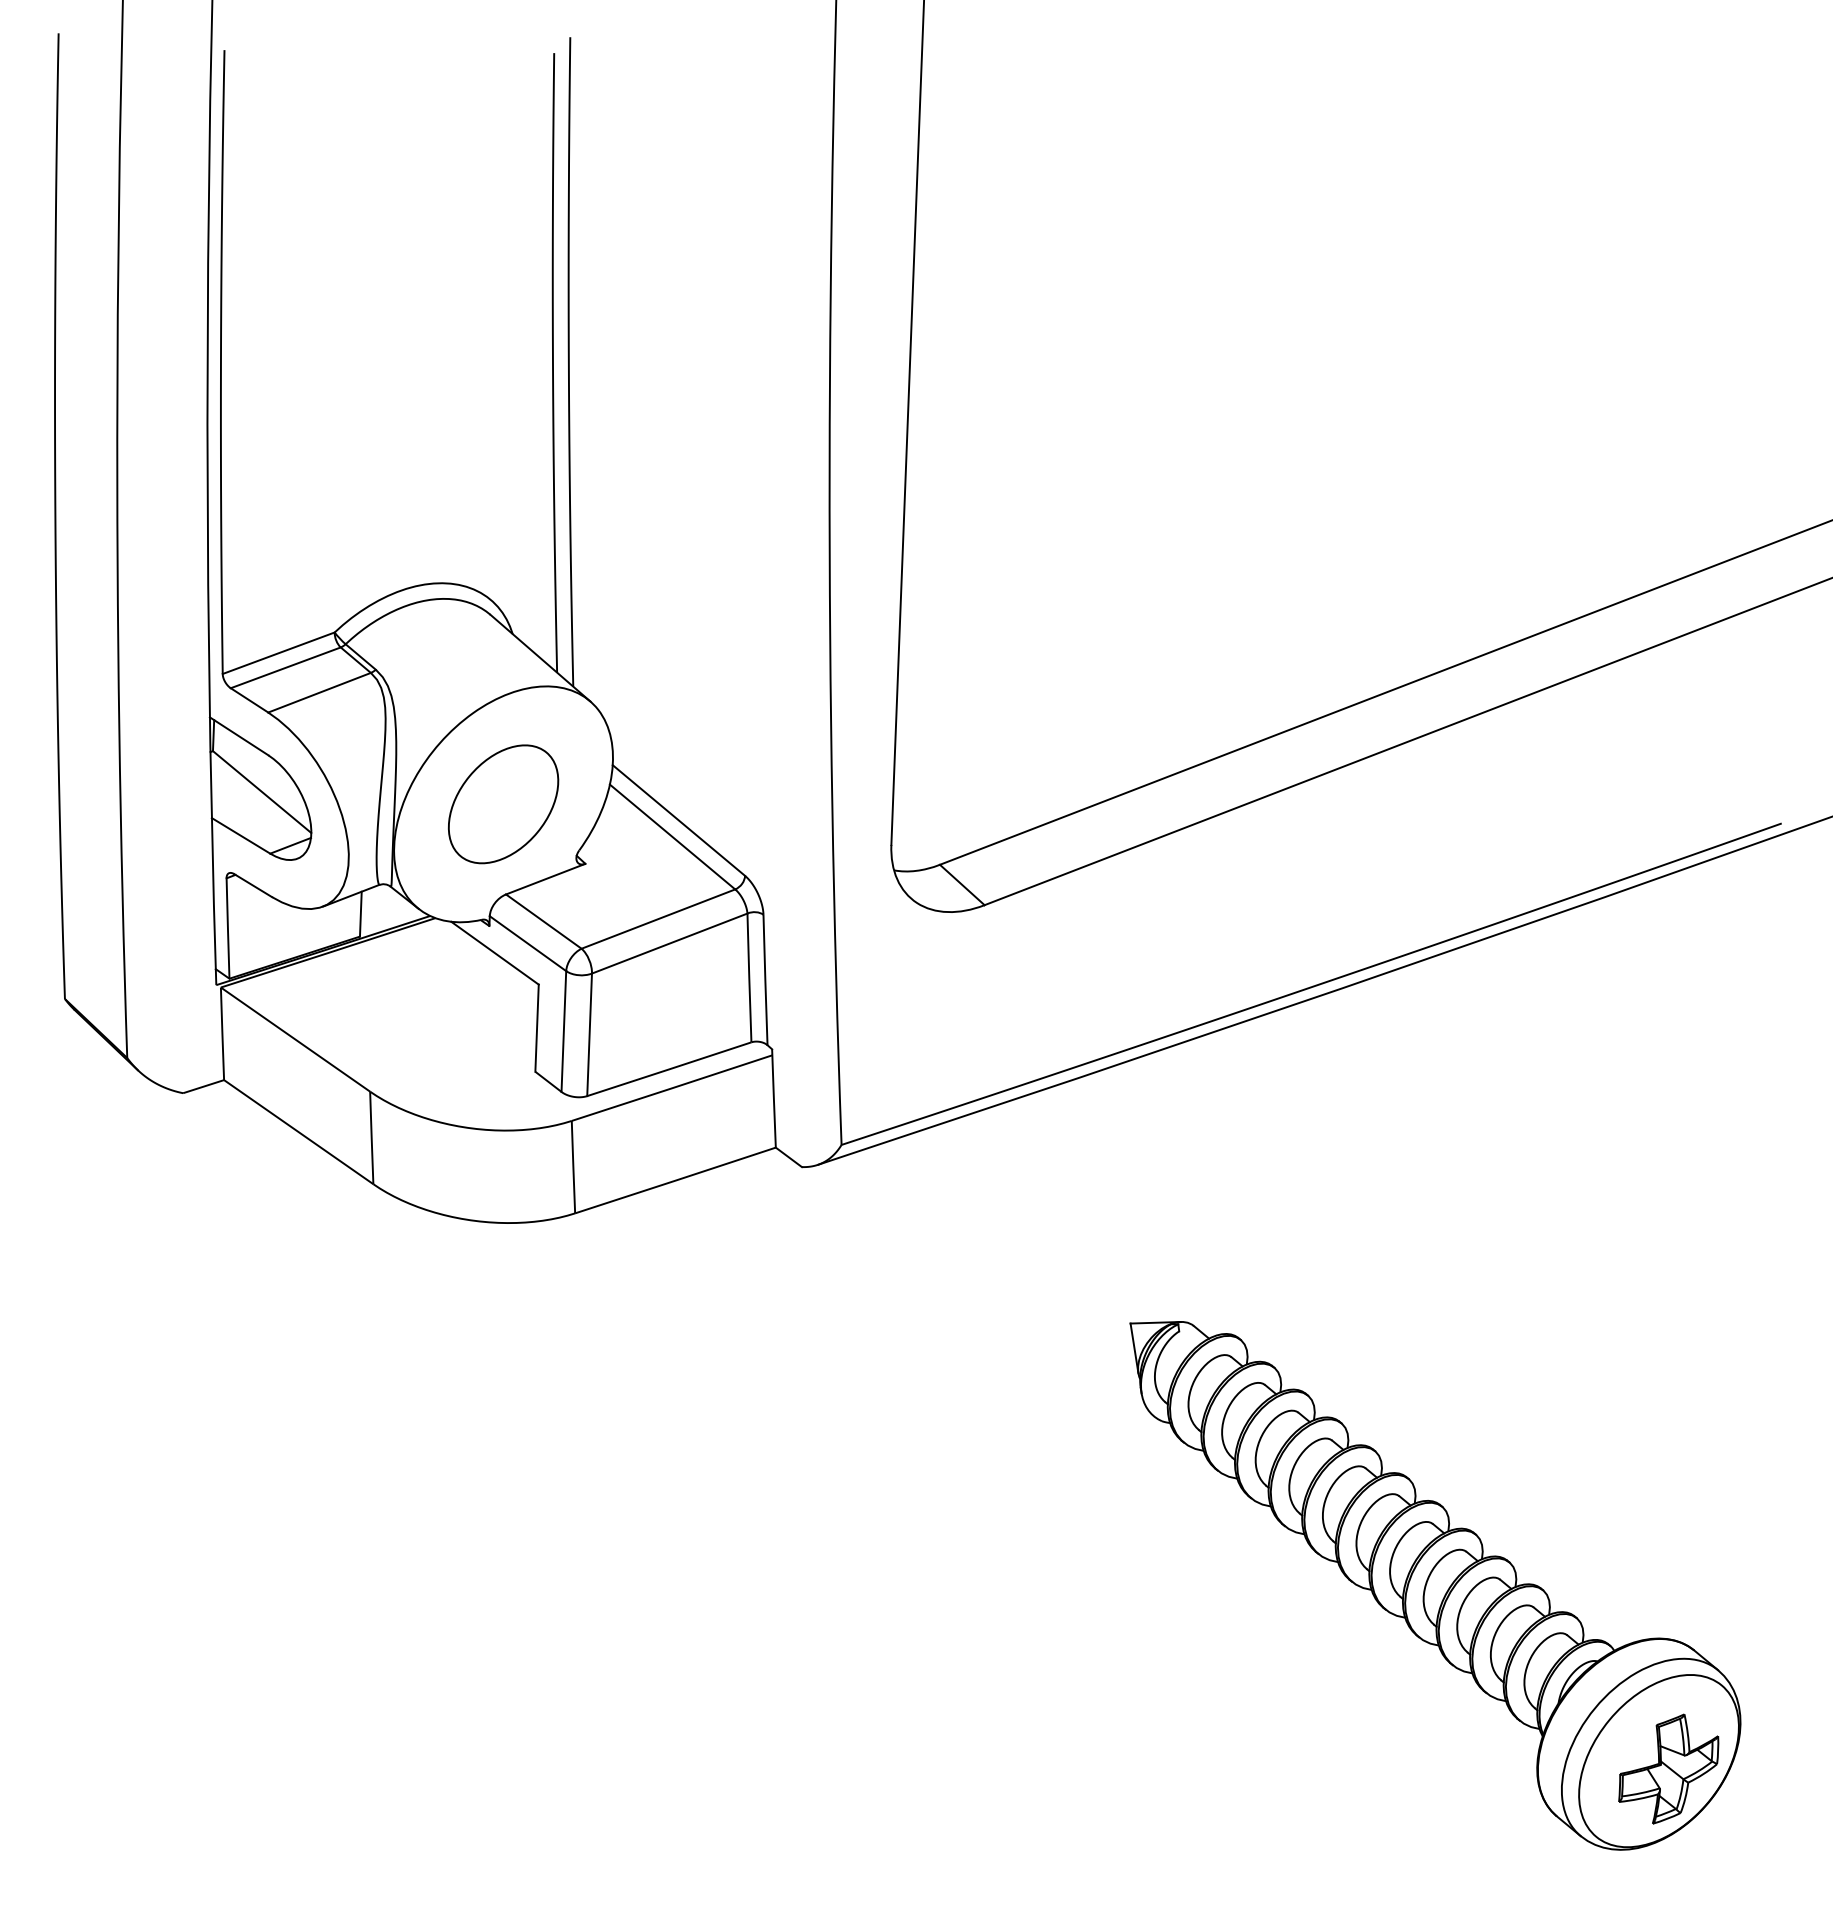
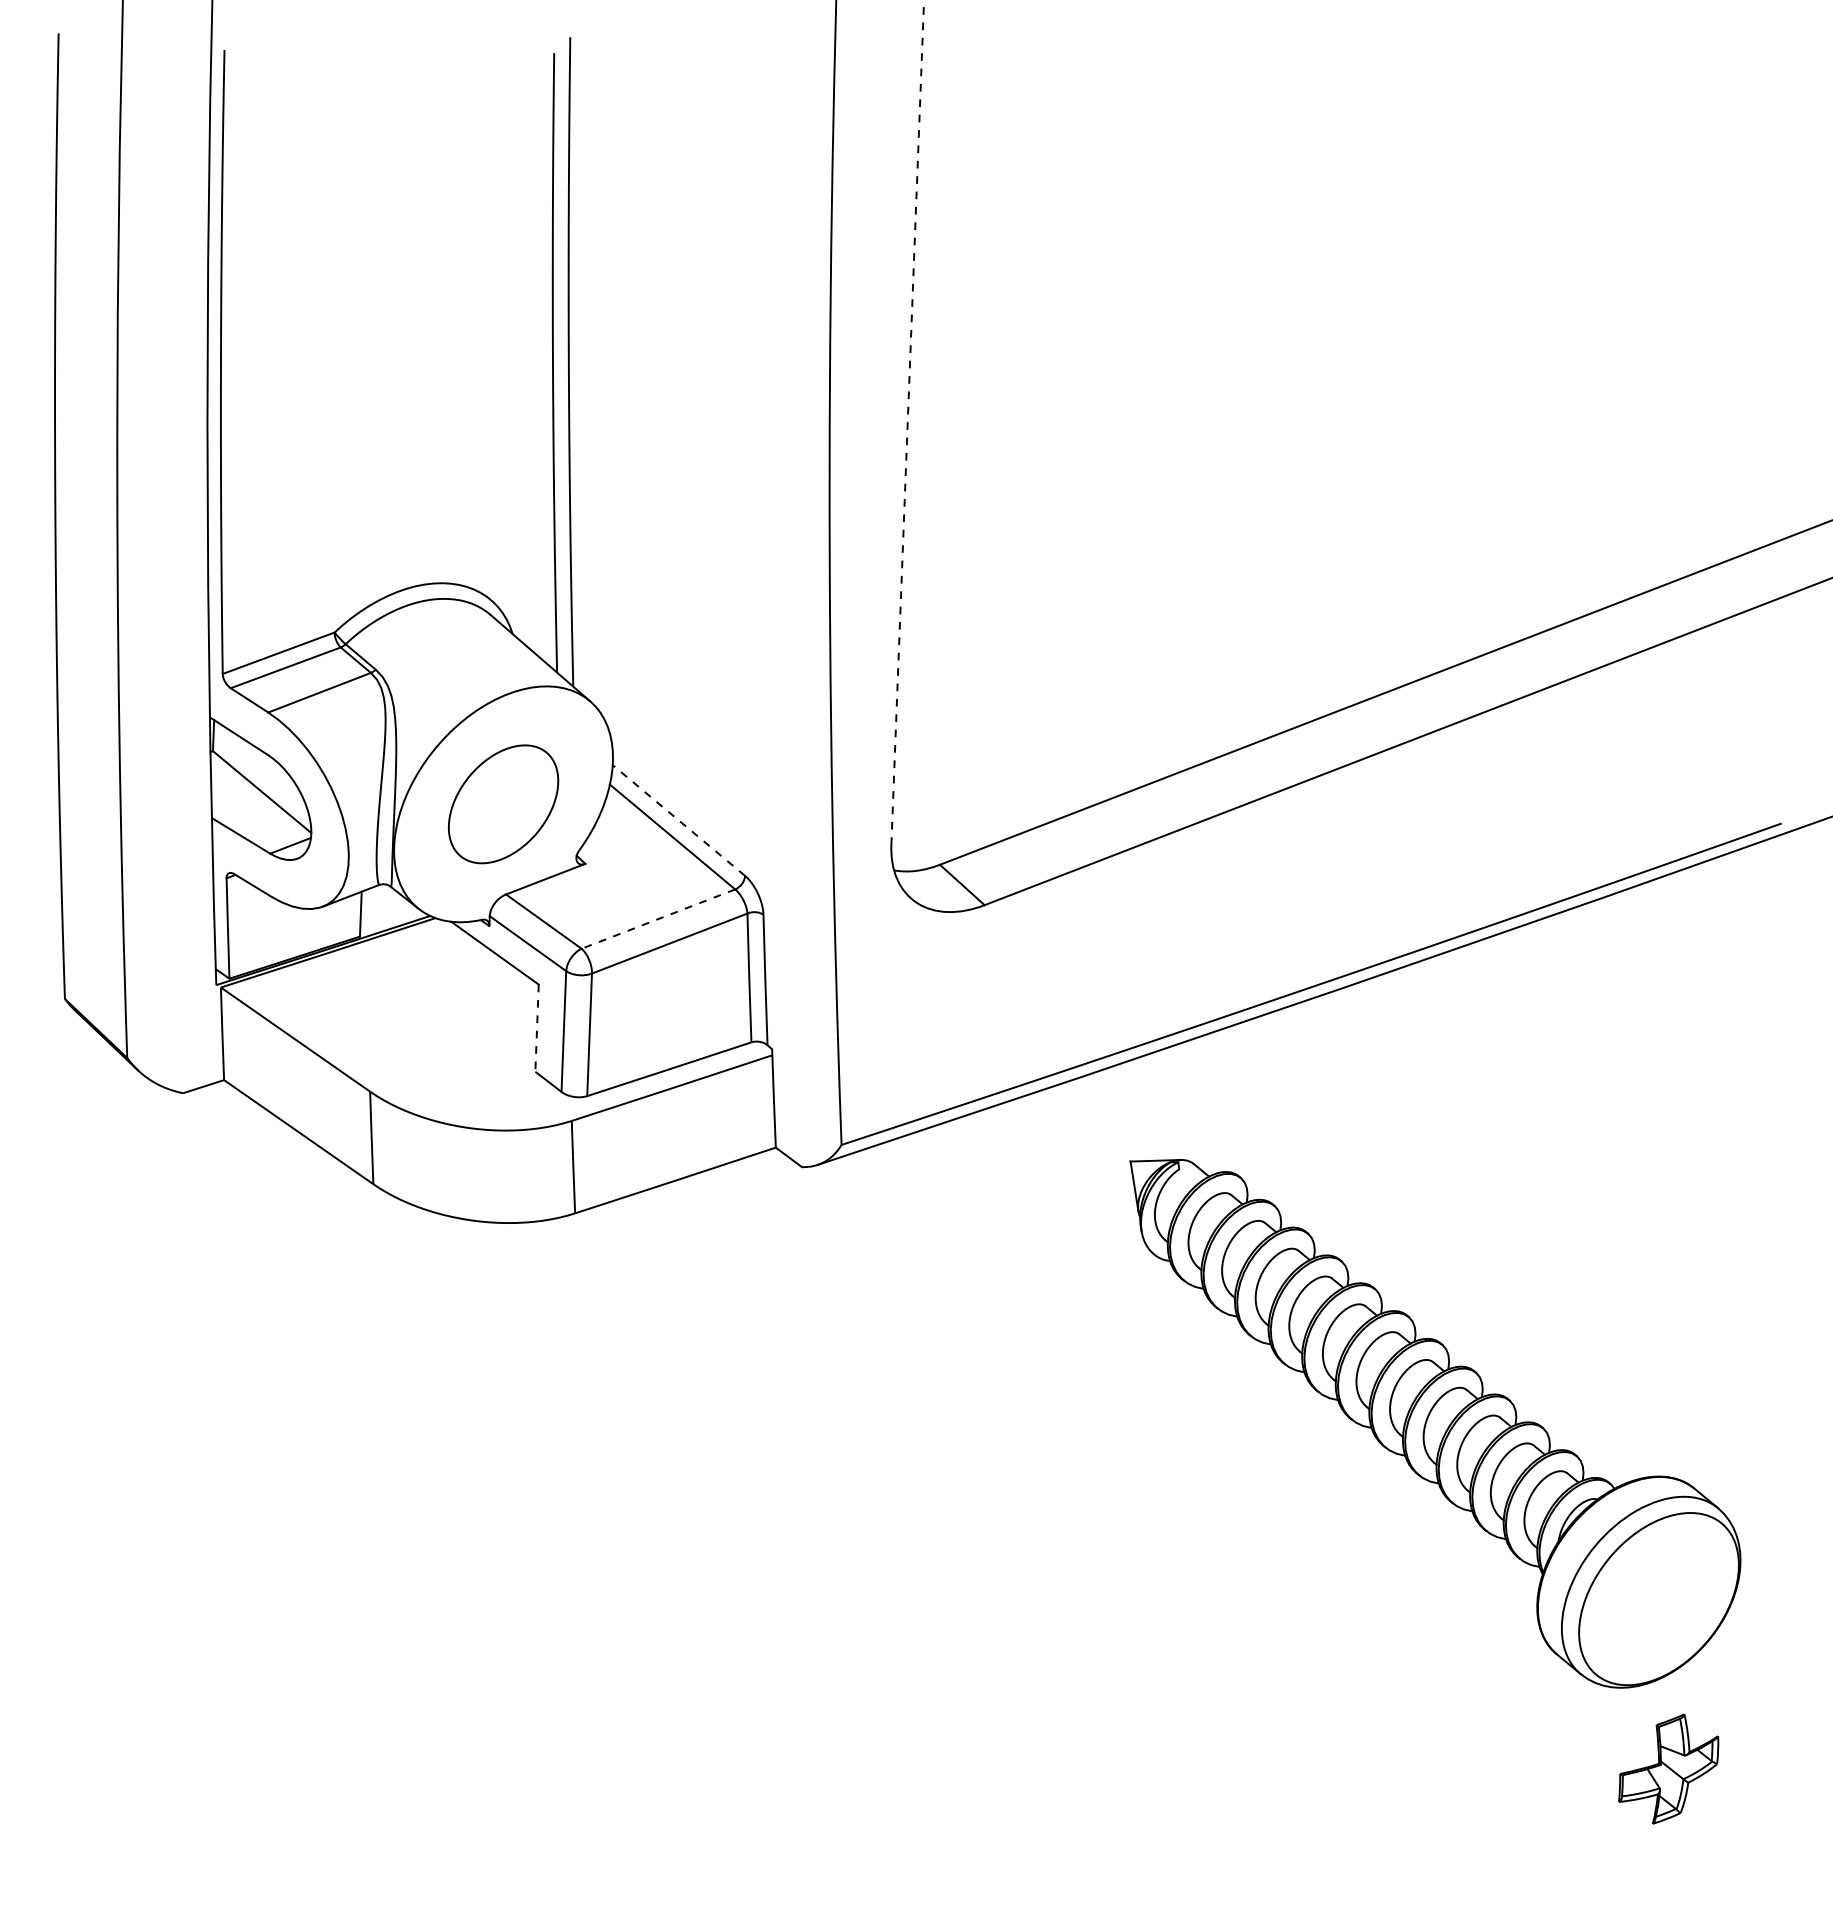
line: solid -> dashed (907, 422)
line: solid -> dashed (678, 820)
line: solid -> dashed (657, 919)
line: solid -> dashed (537, 1028)
part position: (1435, 1585) -> (1435, 1423) (1435, 1423)
